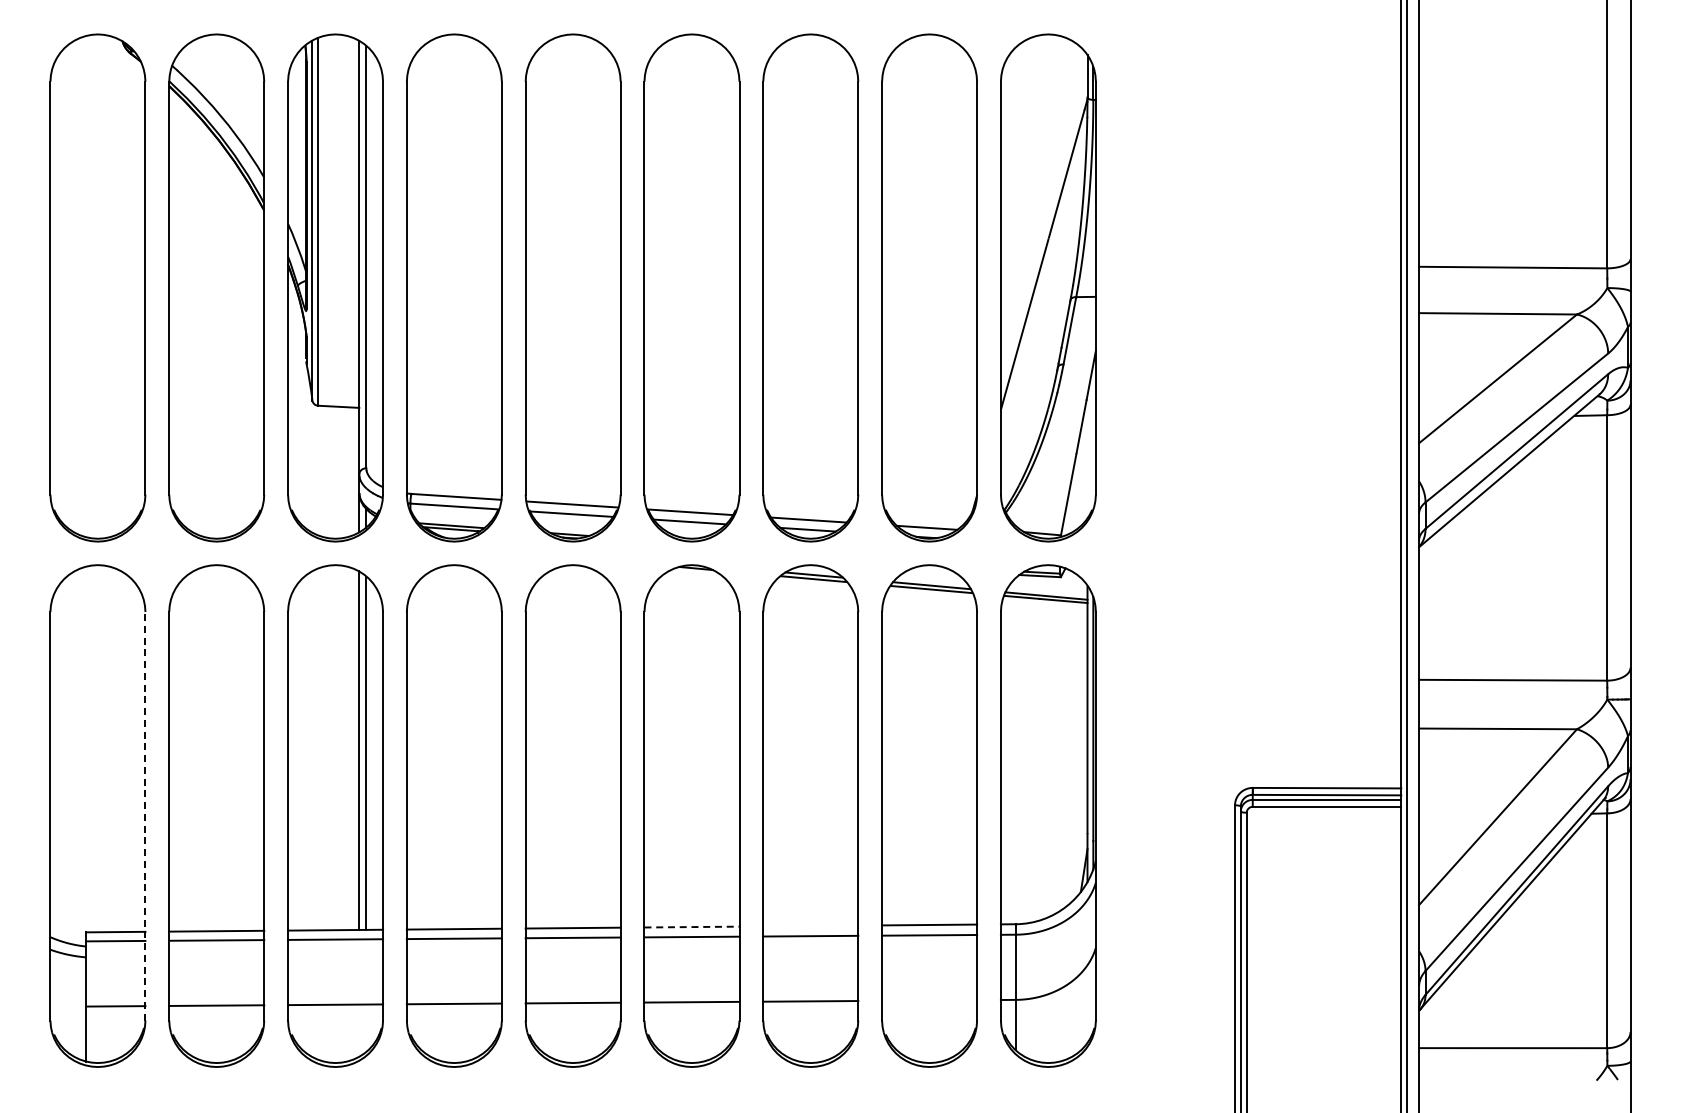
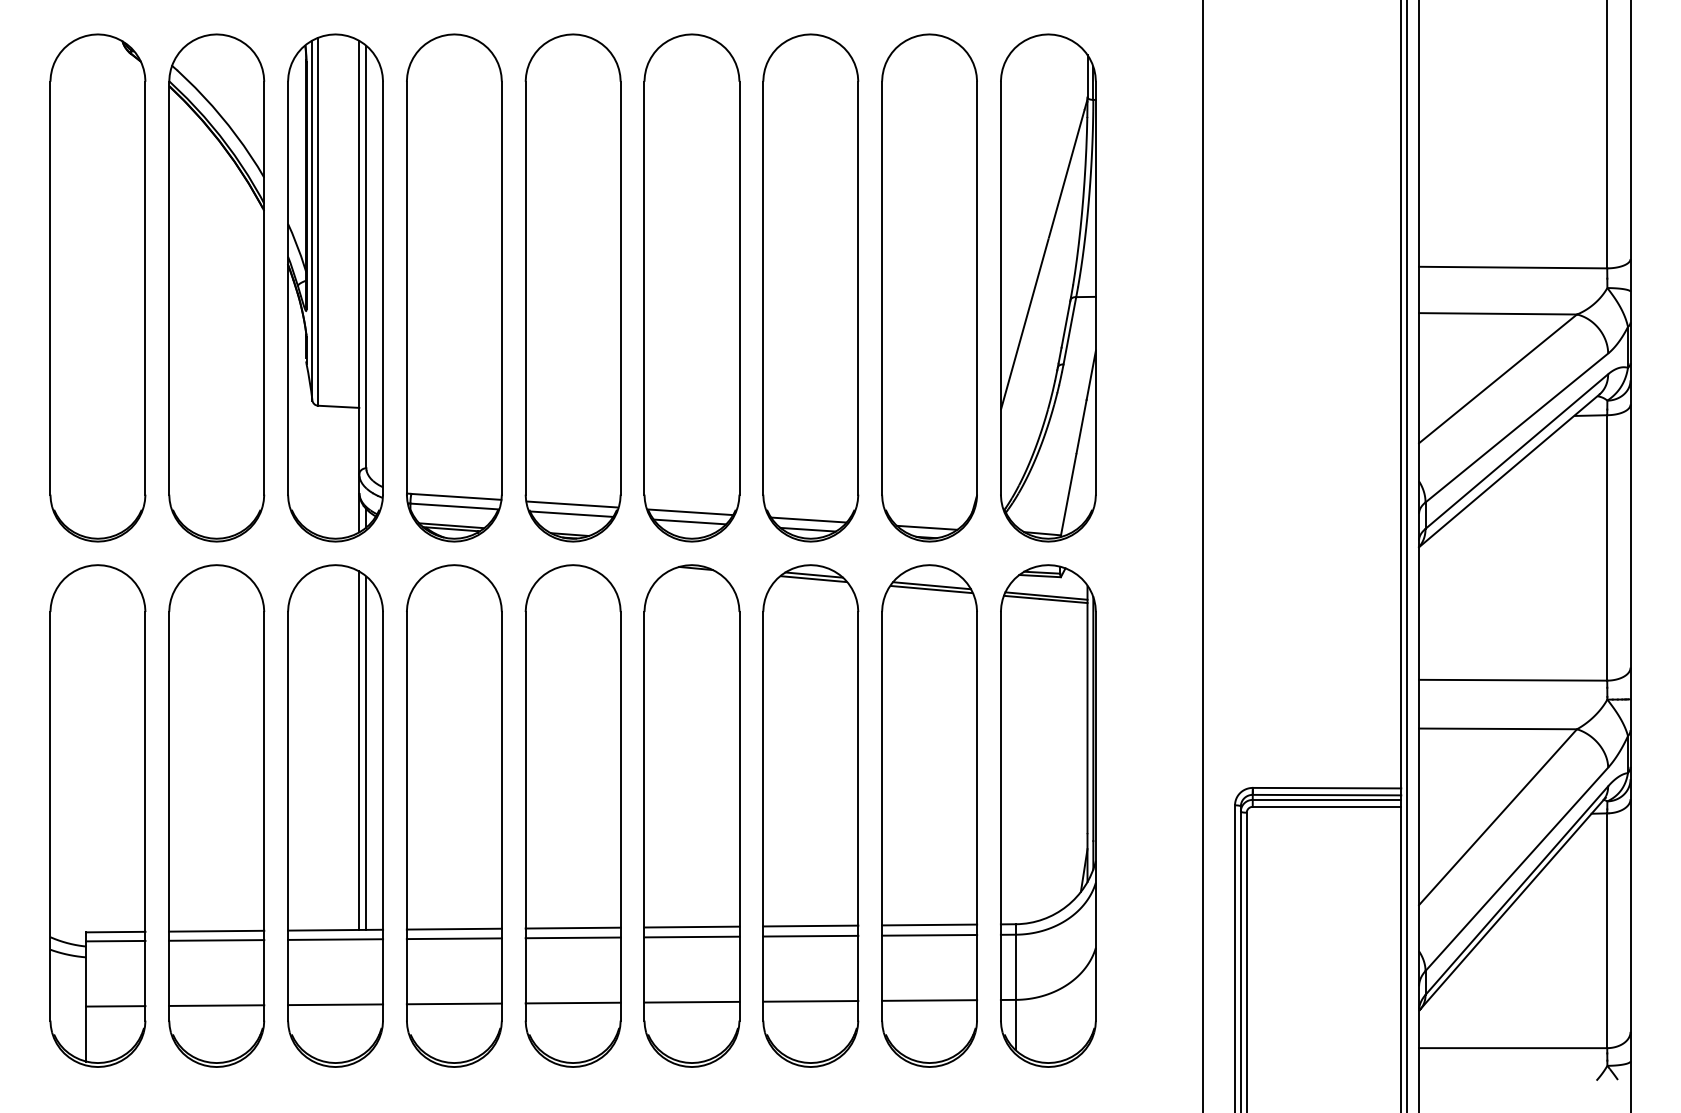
line: none -> present (1202, 555)
line: dashed -> solid (145, 815)
line: none -> present (810, 925)
line: dashed -> solid (691, 927)
line: none -> present (929, 1000)
